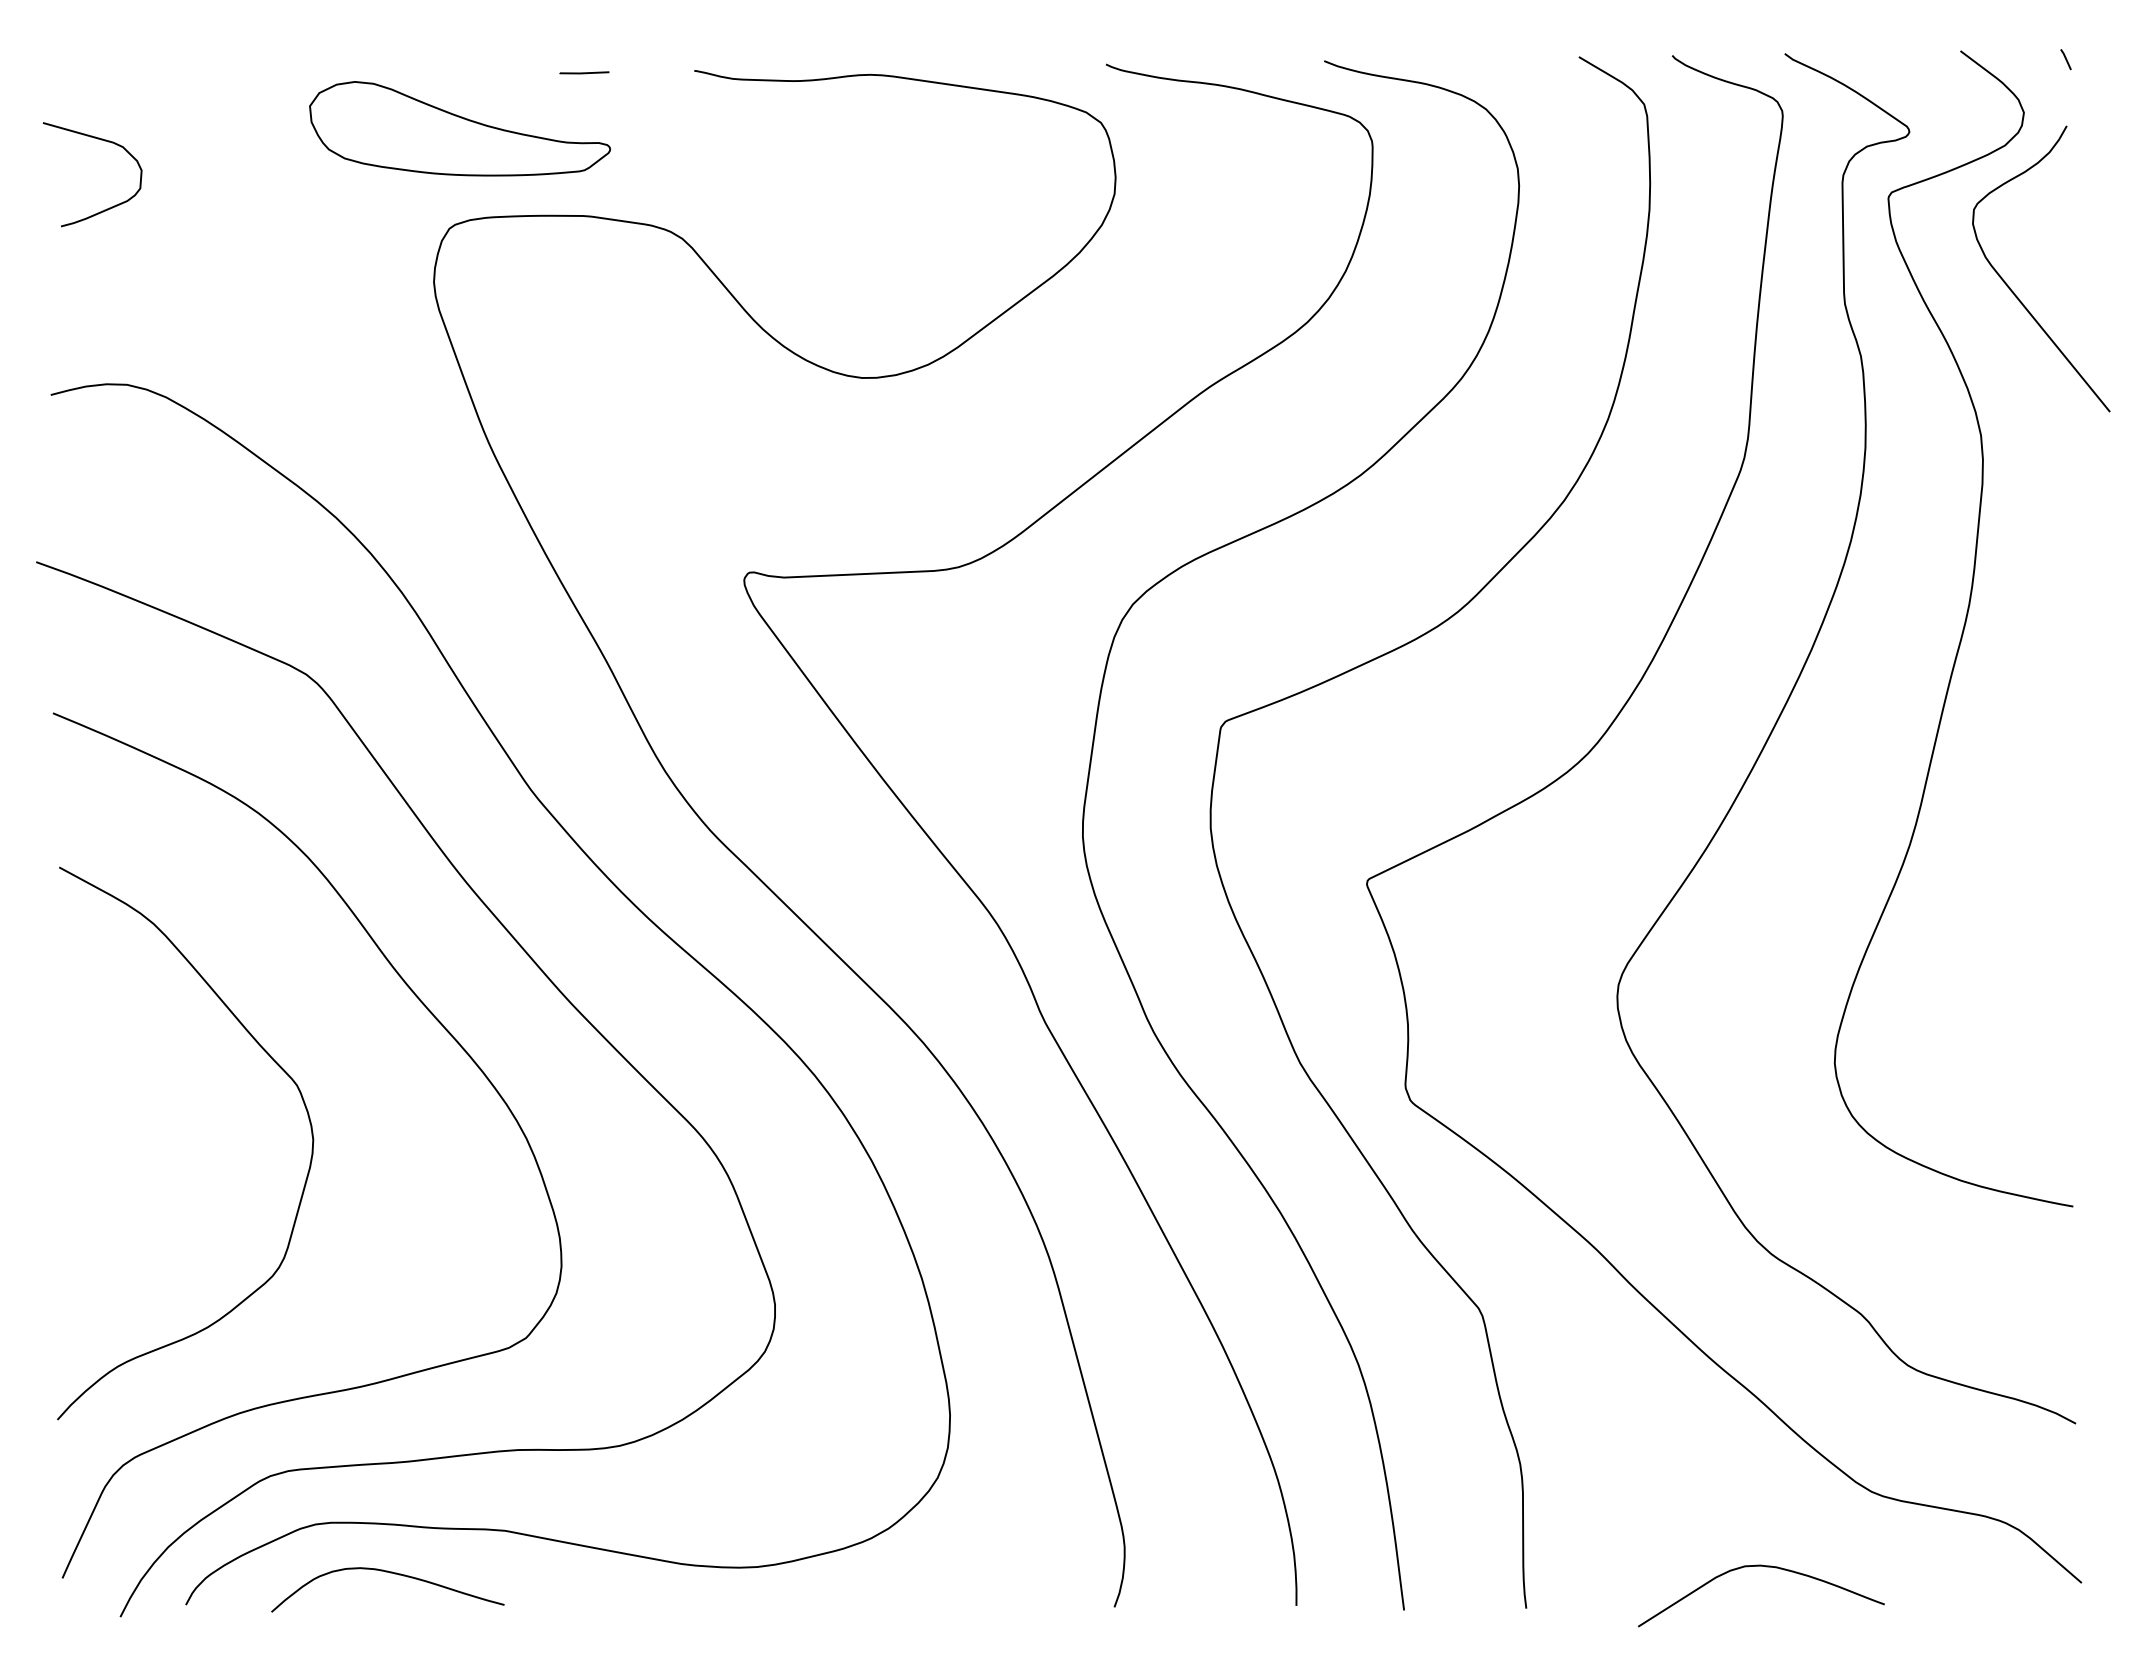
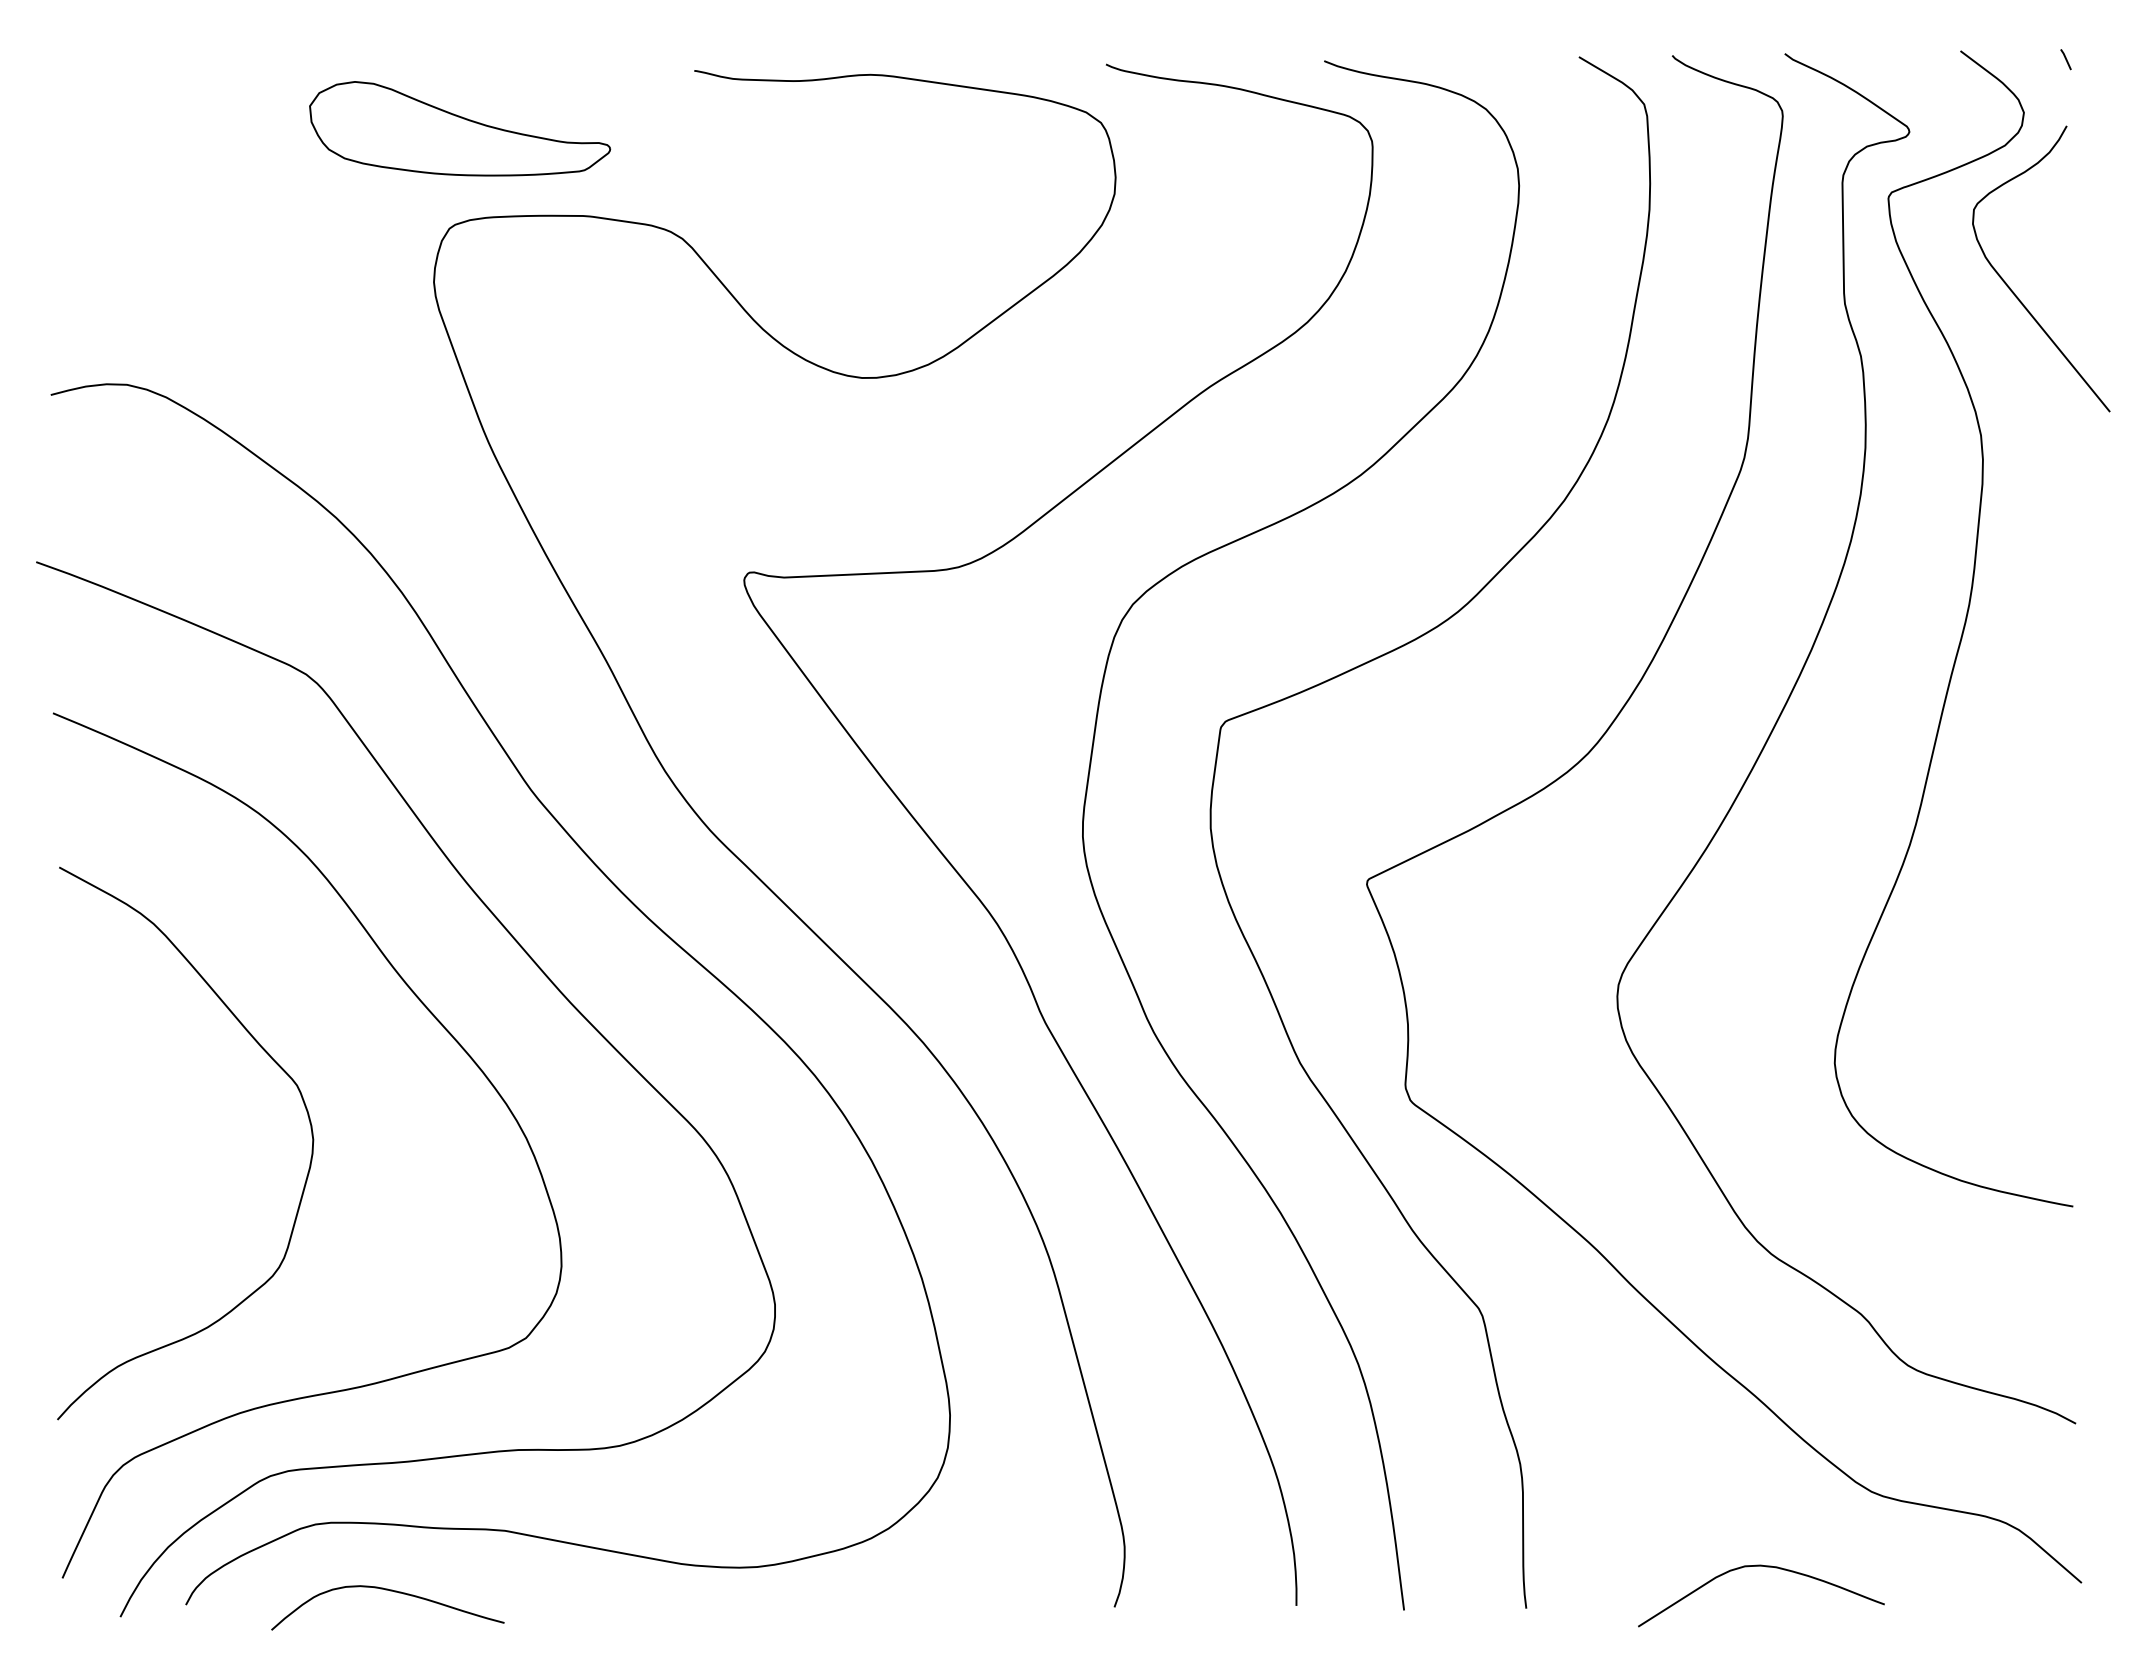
line: present -> none (584, 72)
curve: present -> none (104, 141)
curve position: (390, 1573) -> (390, 1591) (390, 1591)
